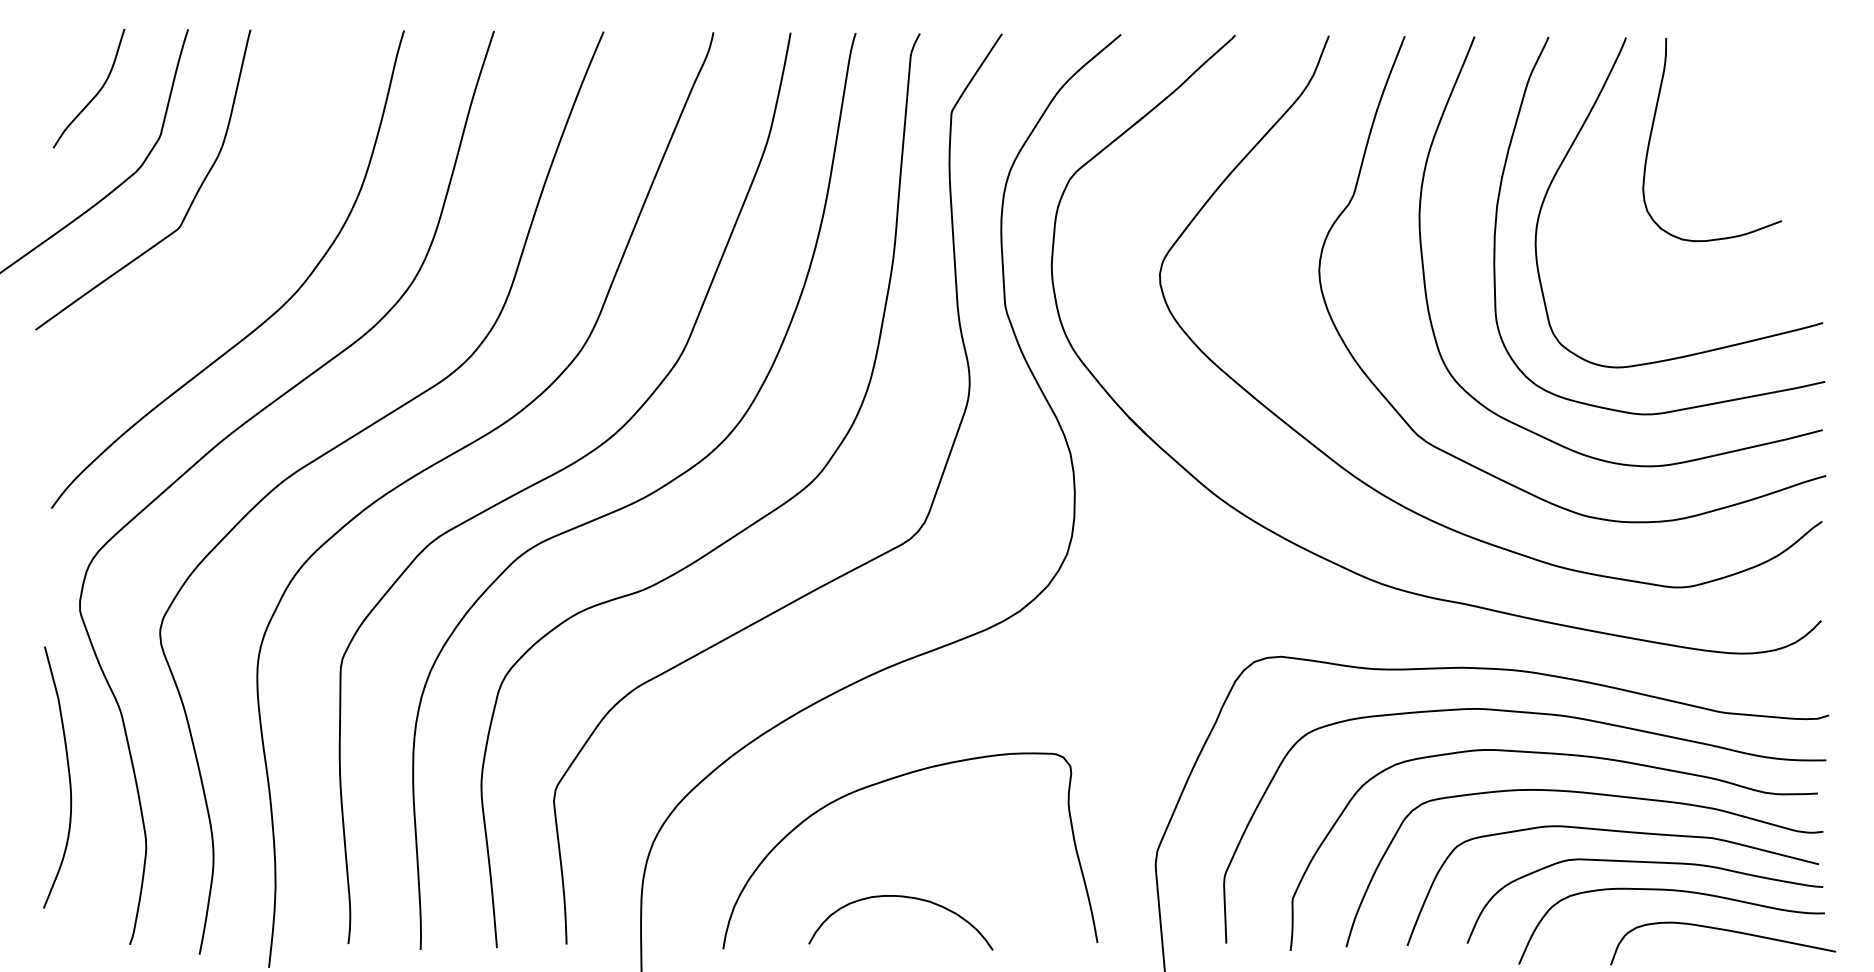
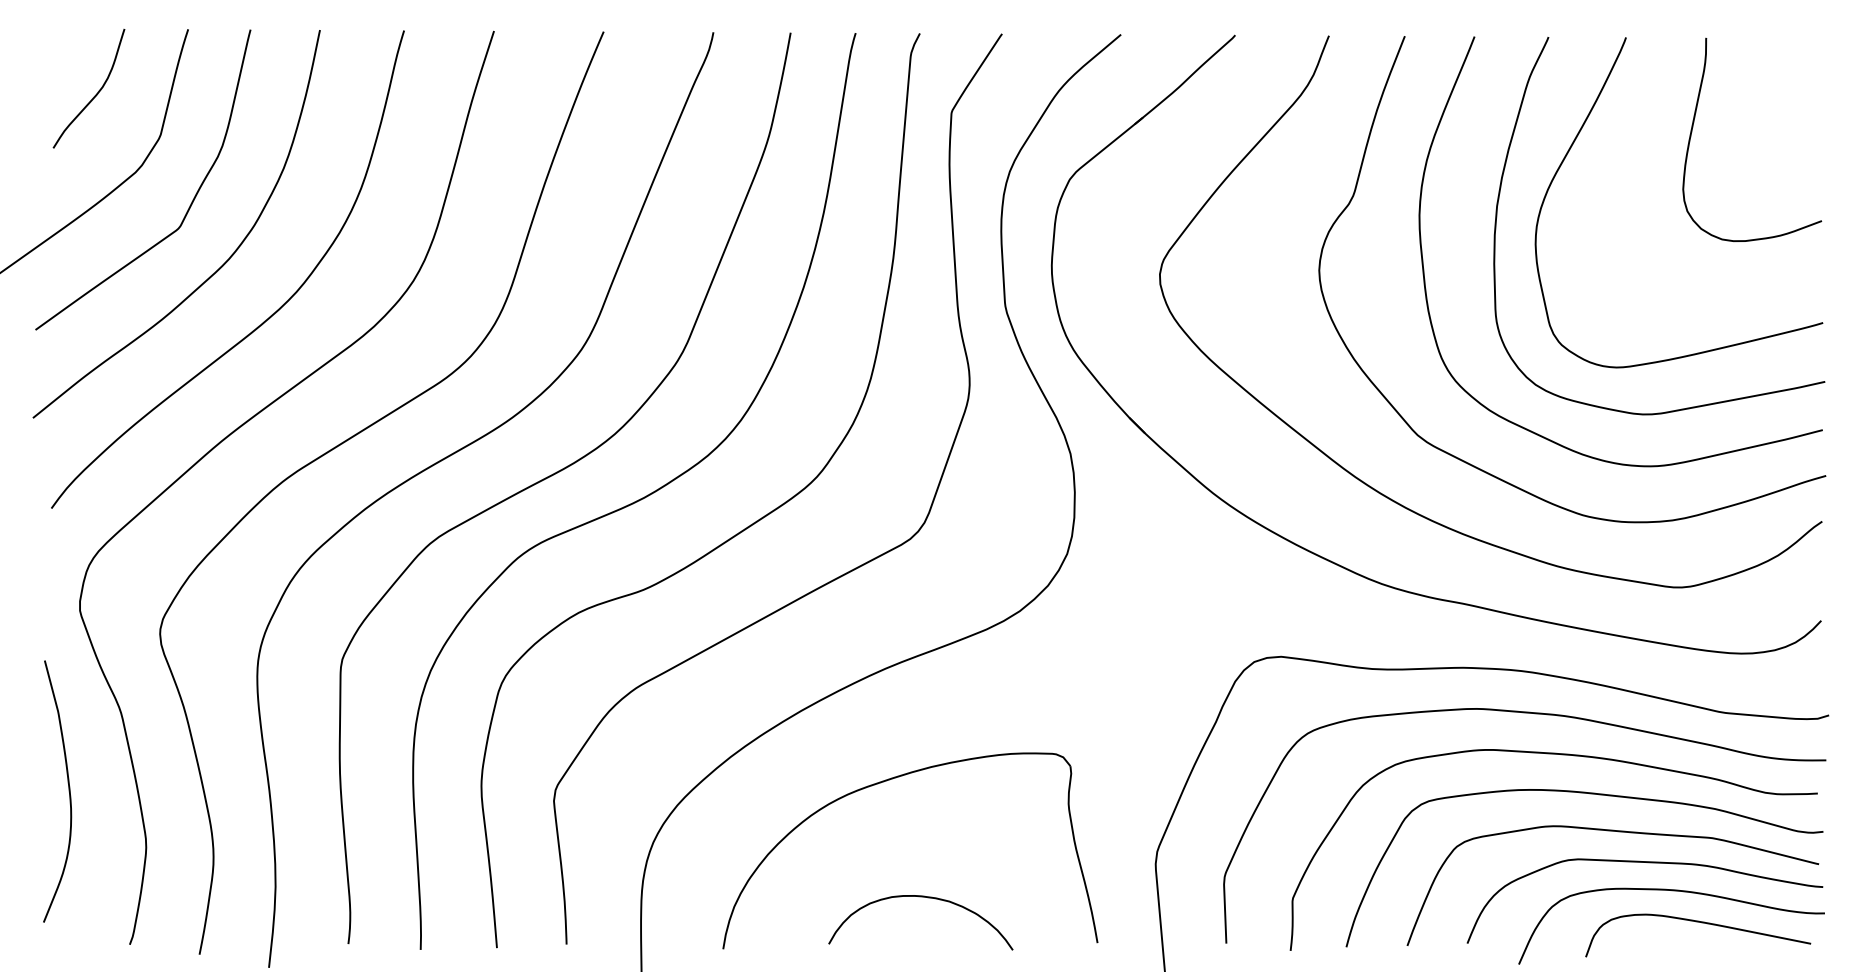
curve position: (1653, 127) -> (1693, 127) (1693, 127)
curve: none -> present (219, 267)
curve position: (68, 777) -> (68, 791) (68, 791)
curve position: (900, 897) -> (920, 897) (920, 897)
curve position: (1726, 931) -> (1701, 923) (1701, 923)
